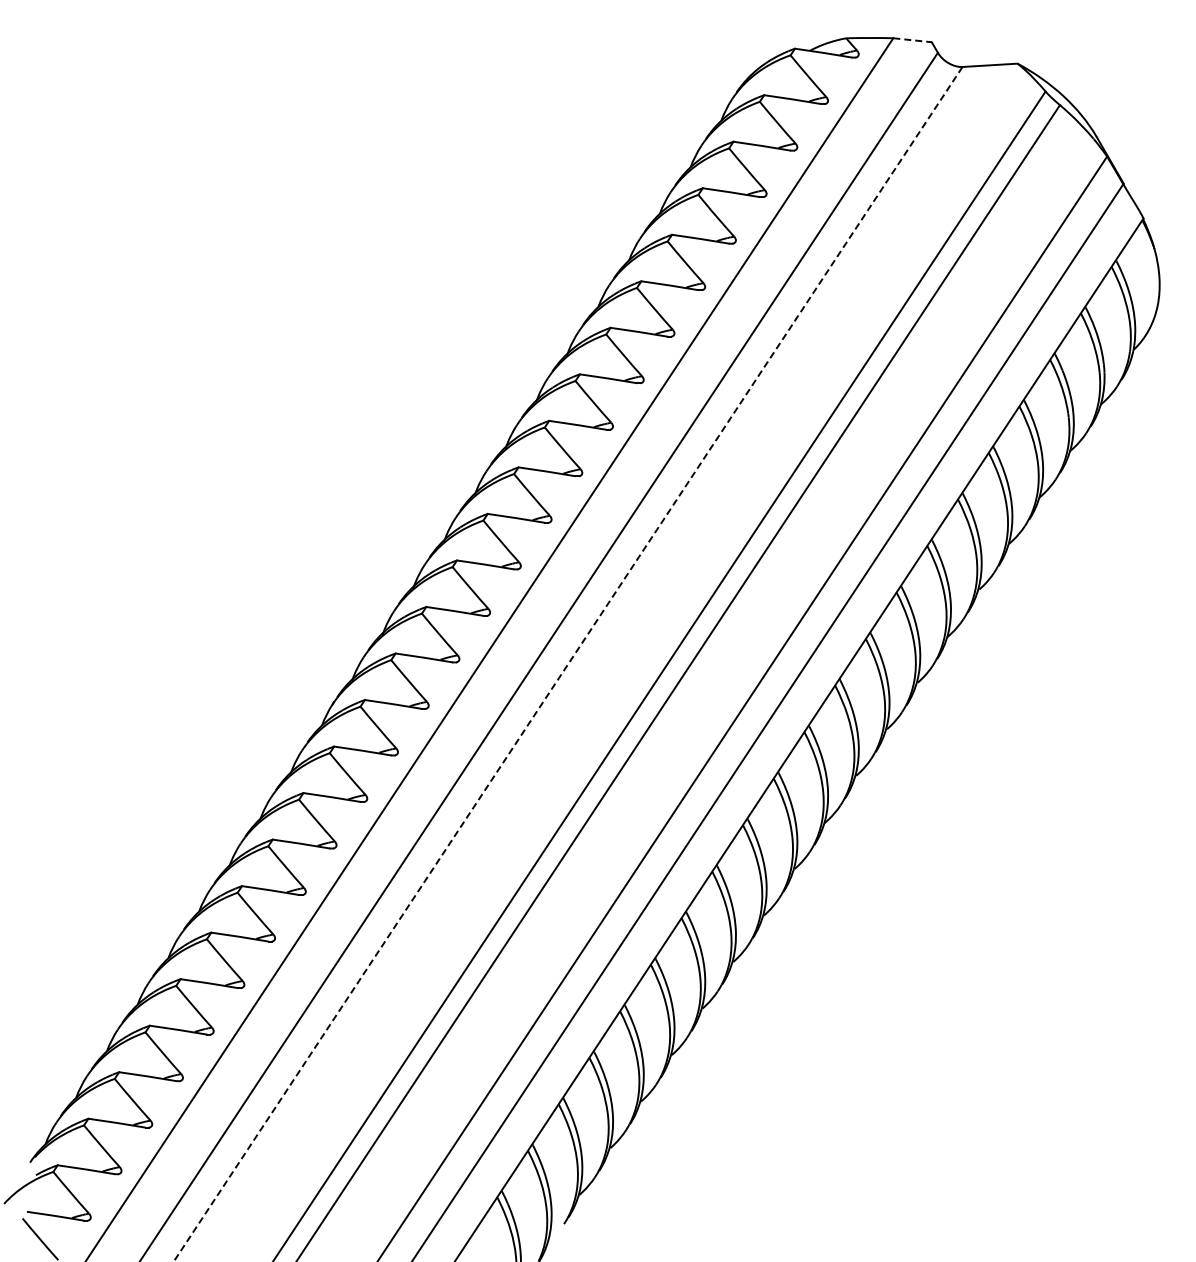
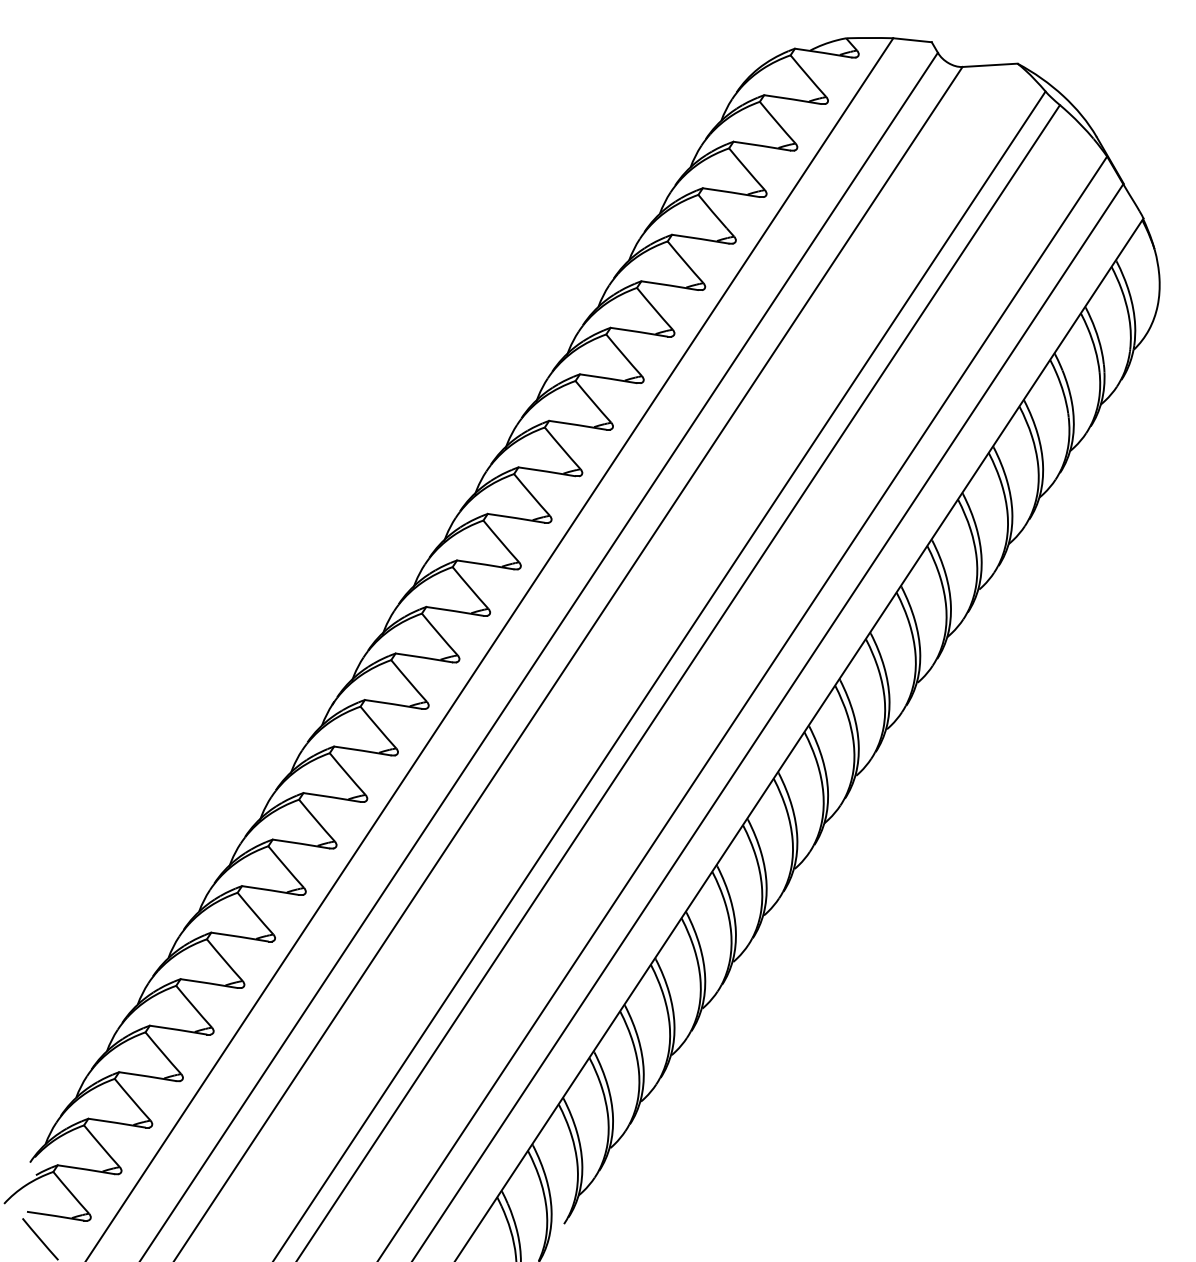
line: dashed -> solid (913, 40)
line: dashed -> solid (568, 664)
